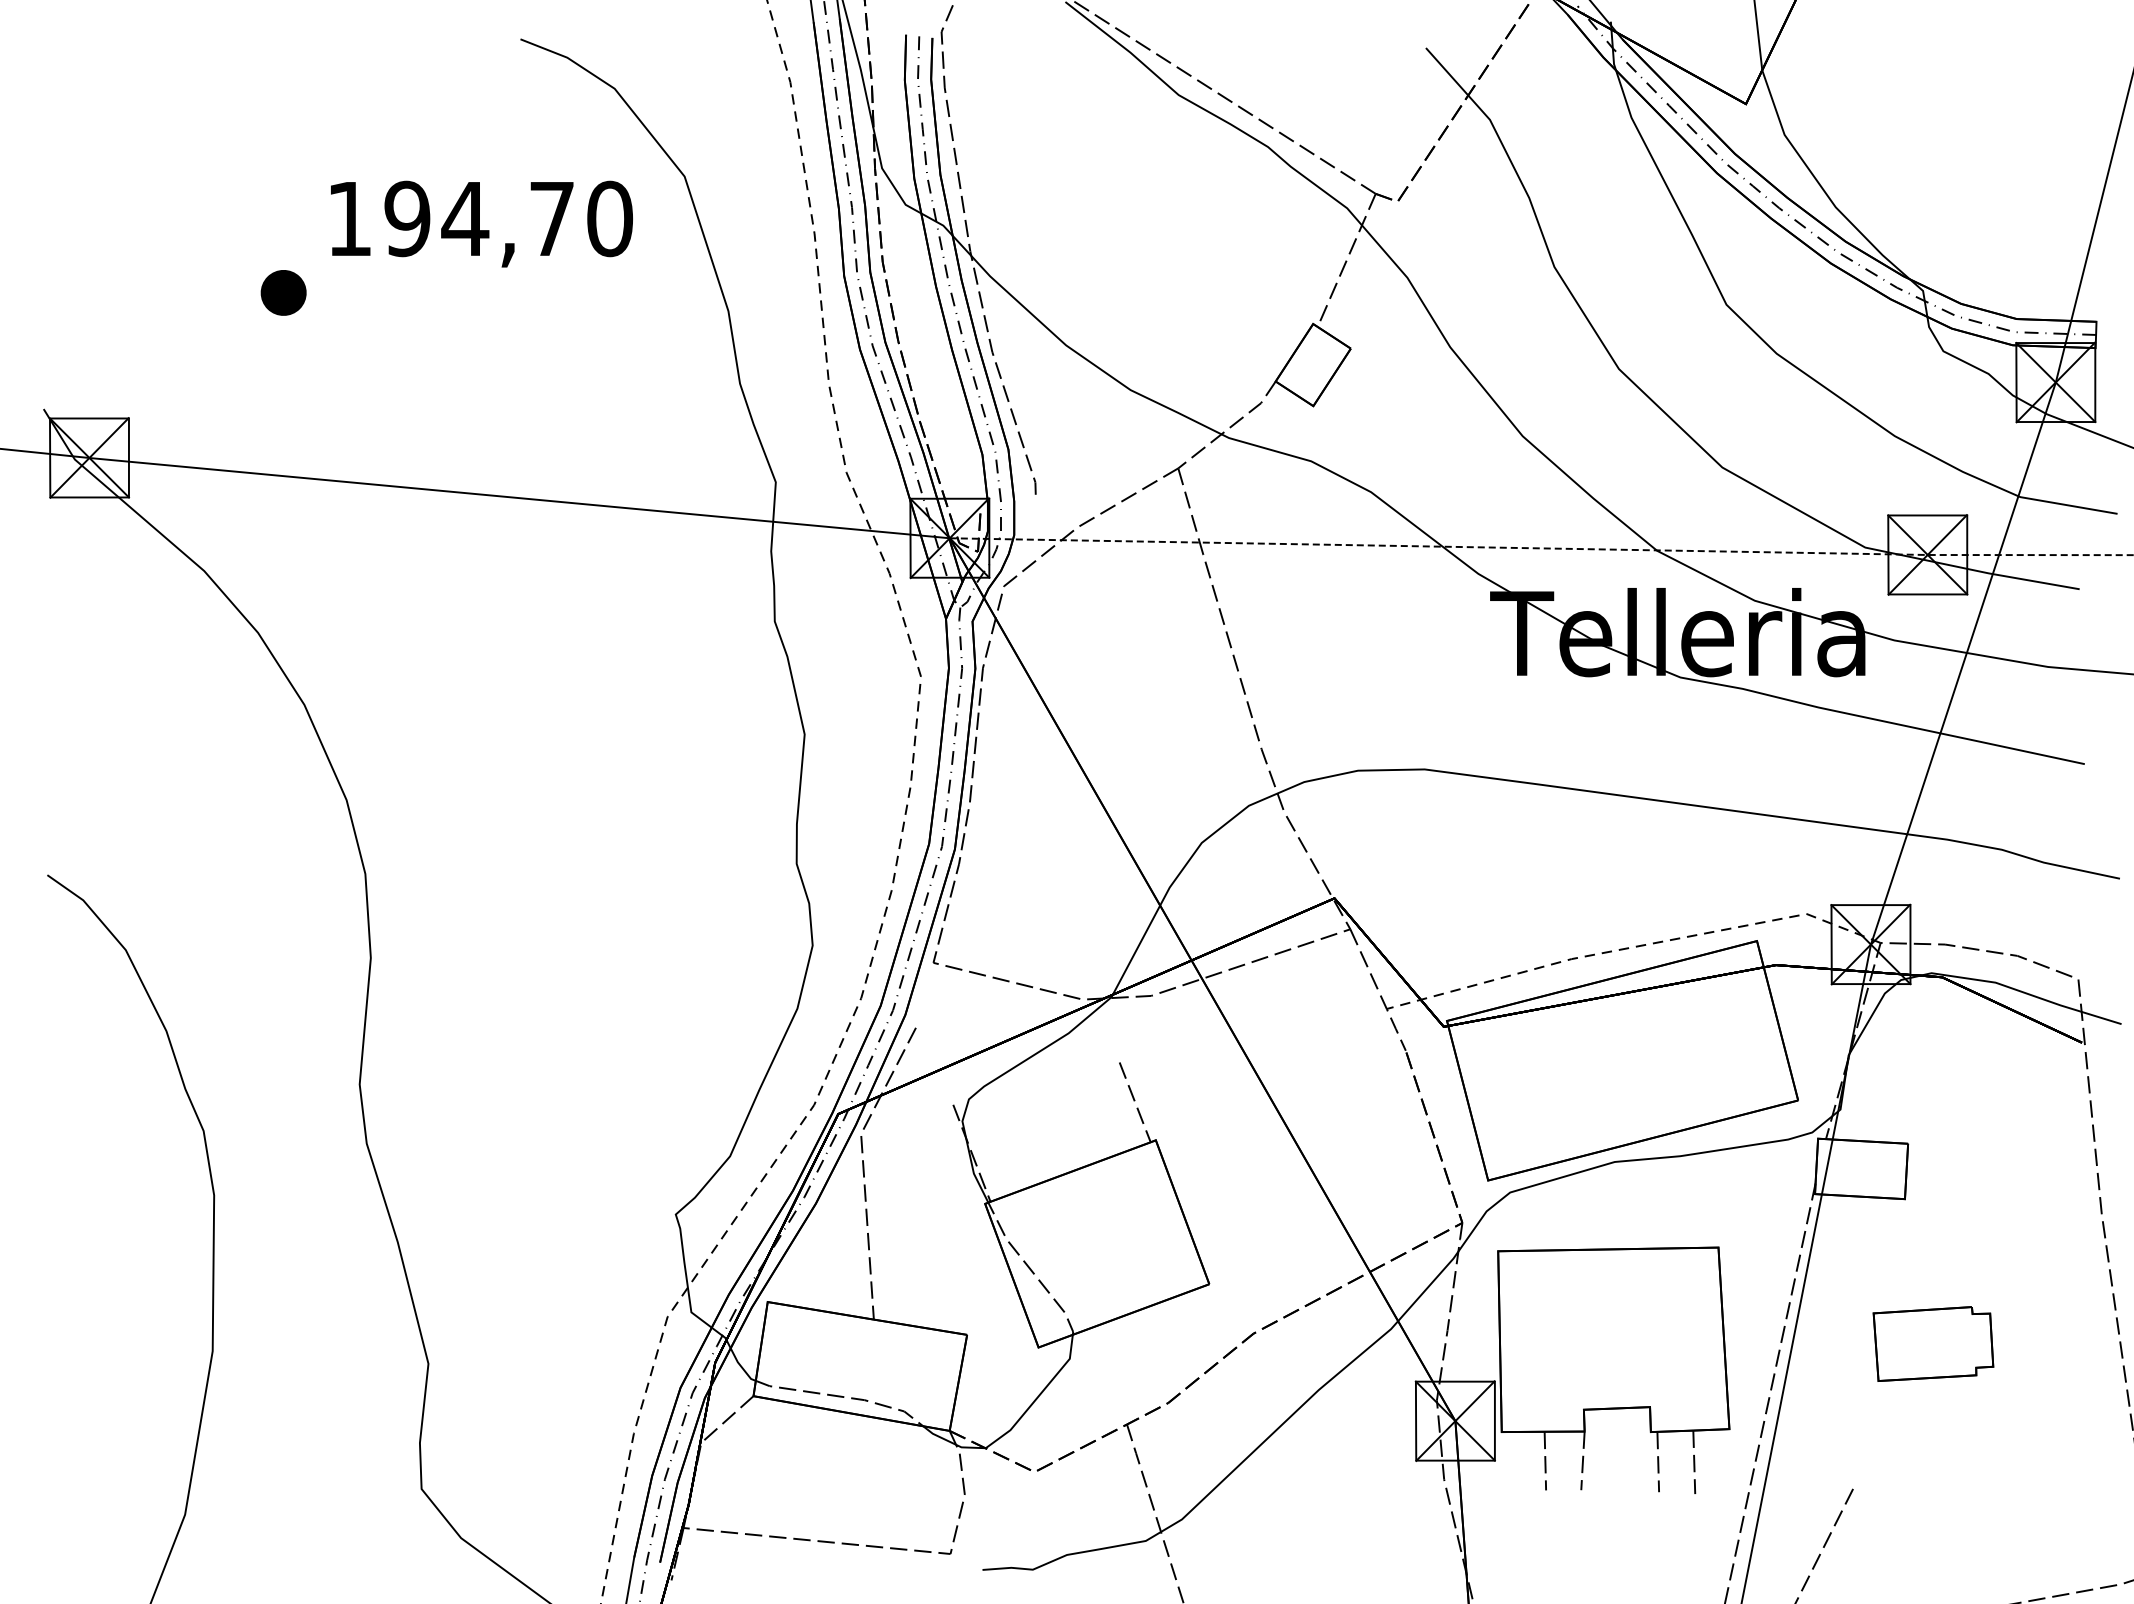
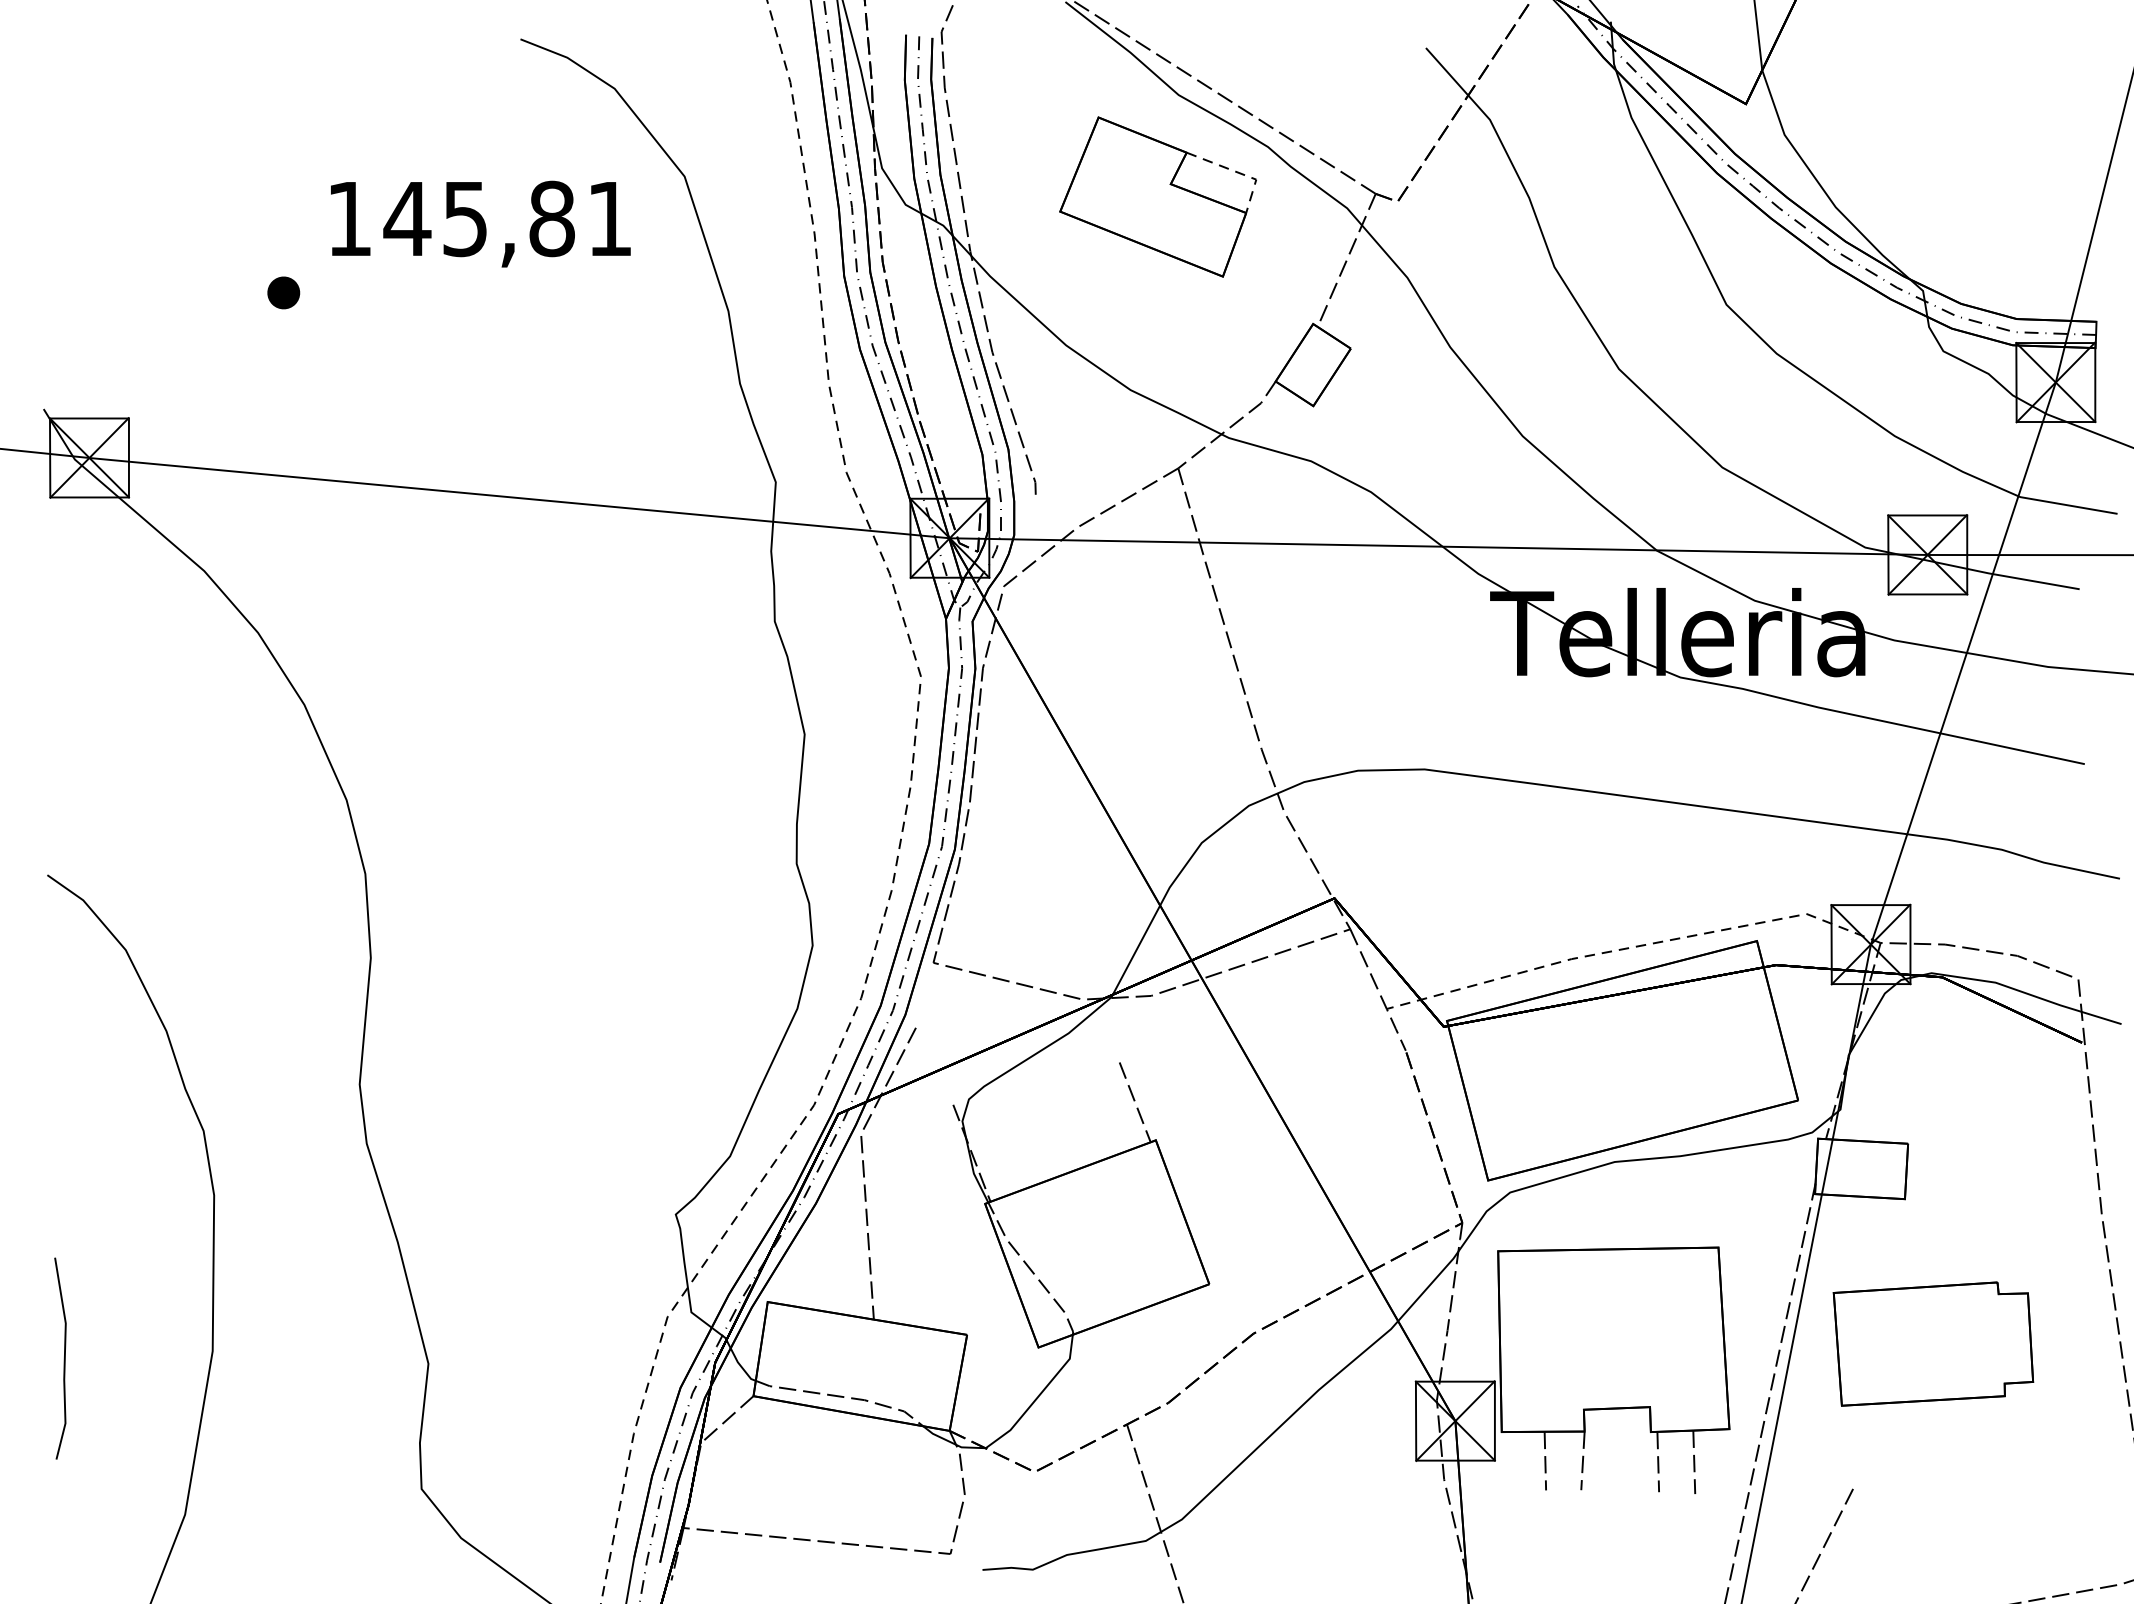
part: none -> present (1157, 196)
text: 194,70 -> 145,81 (507, 218)
part size: 47x46 px -> 34x34 px (283, 292)
line: dashed -> solid (1542, 548)
part size: 123x76 px -> 203x126 px (1933, 1343)
line: none -> present (63, 1358)
